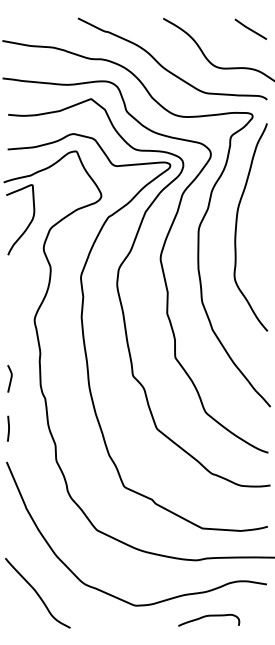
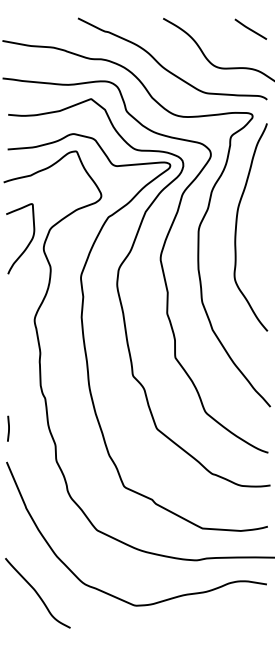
curve position: (27, 225) -> (27, 244) (27, 244)
curve: present -> none (10, 378)
curve: present -> none (209, 616)
